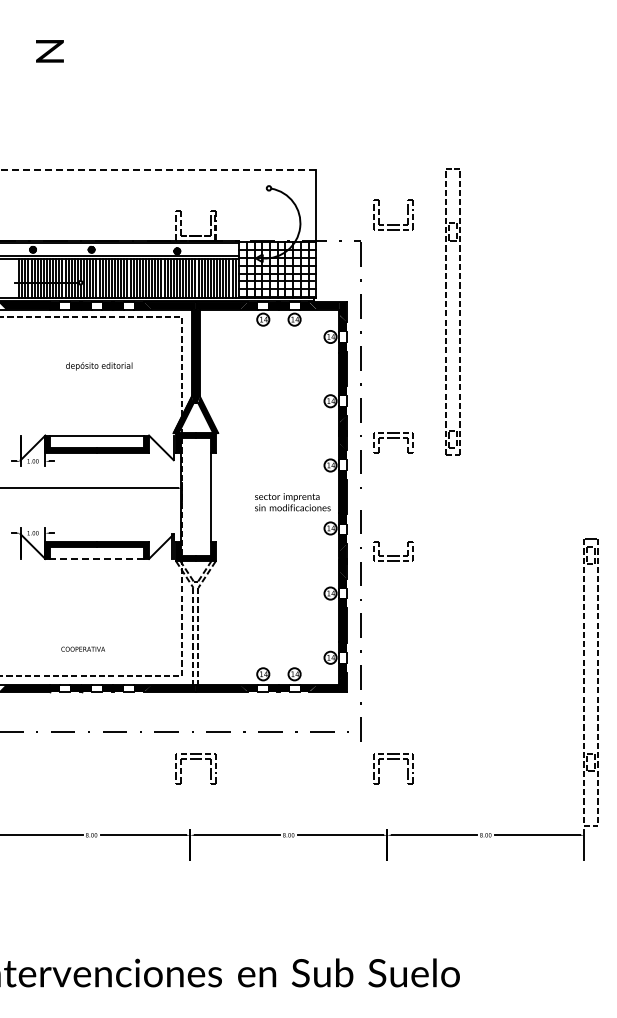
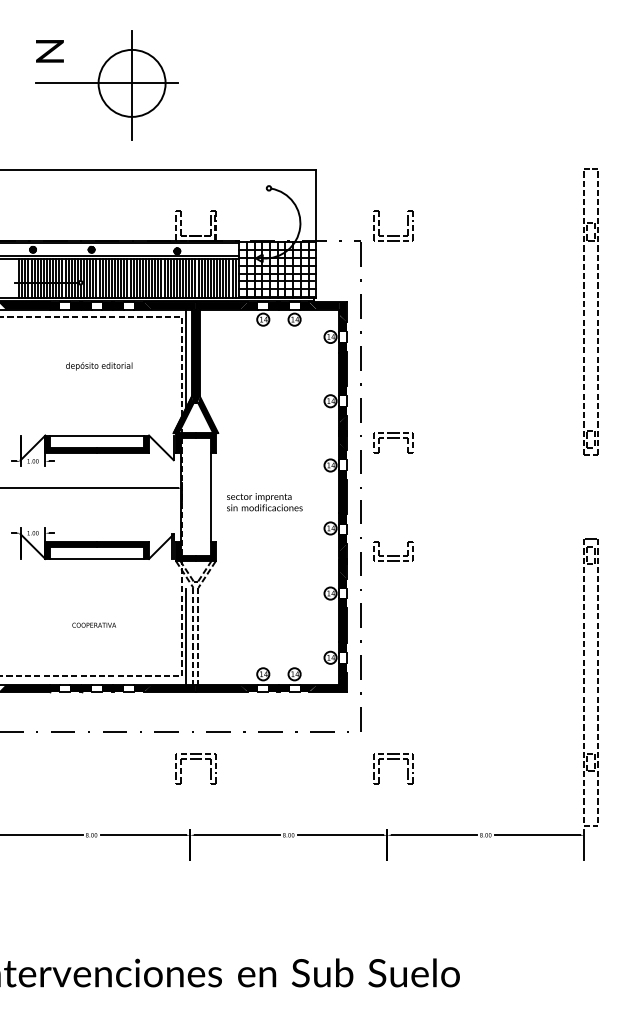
part: none -> present (106, 85)
line: dashed -> solid (158, 169)
part position: (393, 224) -> (393, 235) (393, 235)
part position: (452, 311) -> (590, 311) (590, 311)
line: none -> present (186, 358)
text position: (292, 502) -> (264, 502) (264, 502)
line: dashed -> solid (97, 558)
line position: (360, 625) -> (360, 615) (360, 615)
line: none -> present (186, 636)
text position: (82, 648) -> (93, 624) (93, 624)
